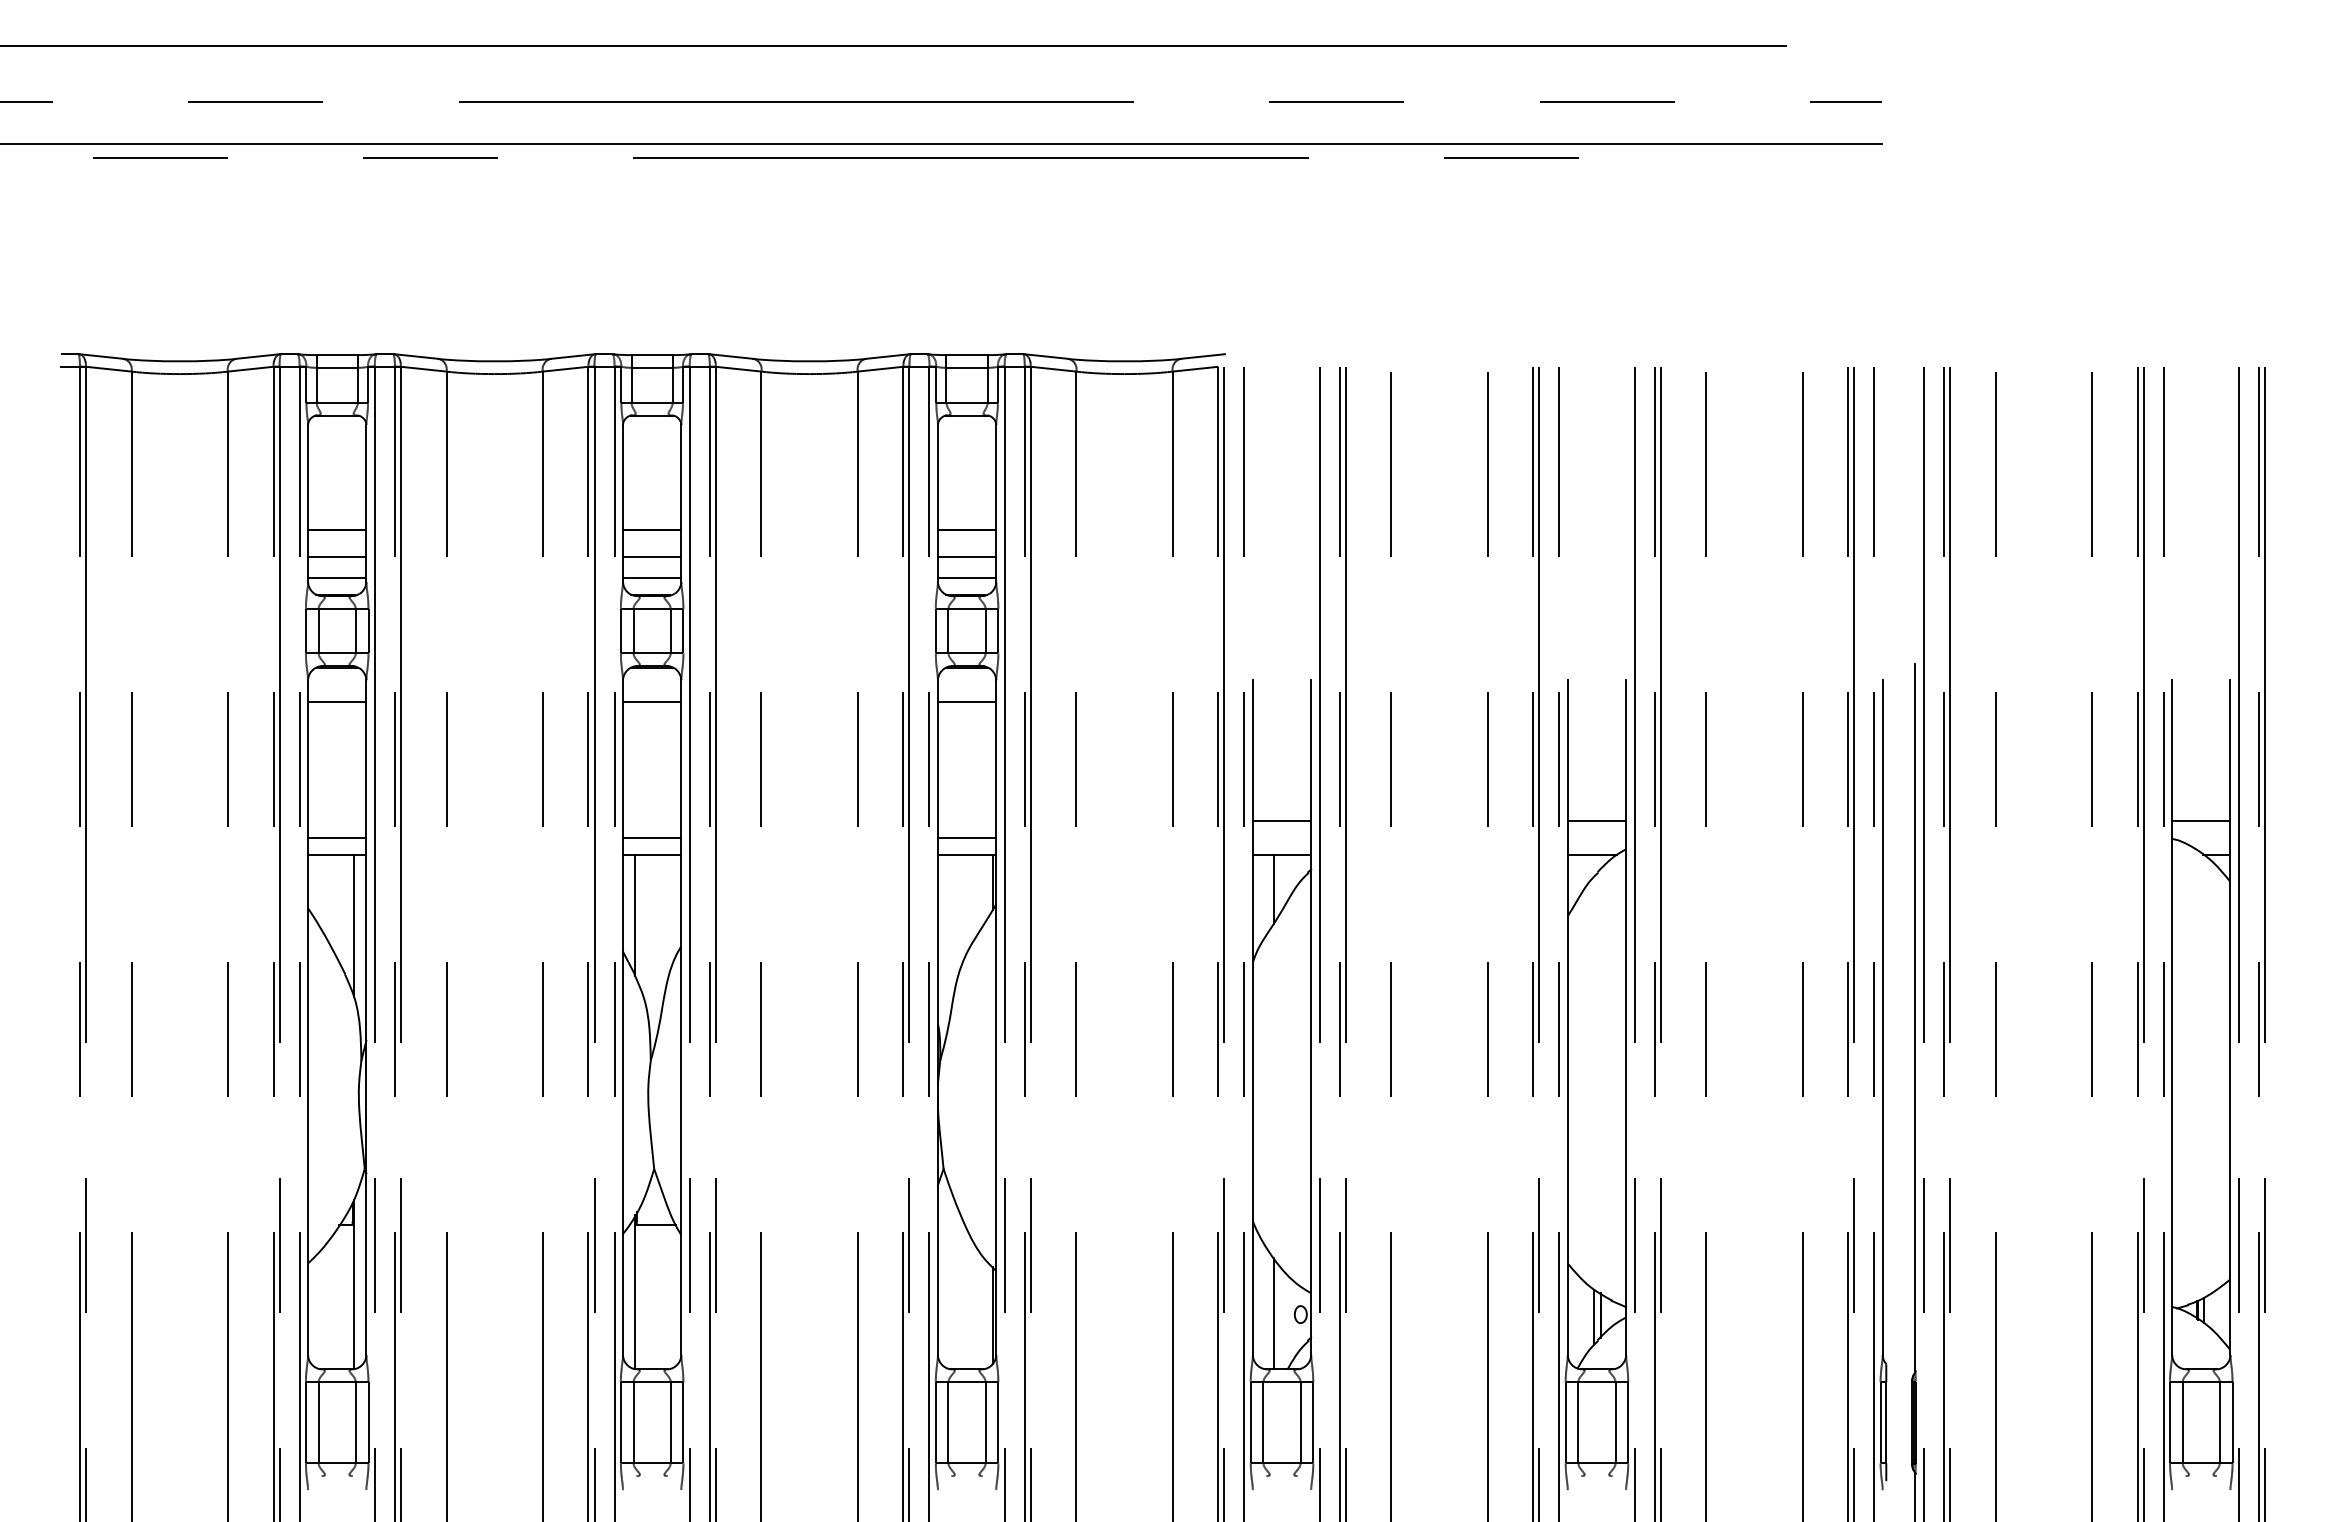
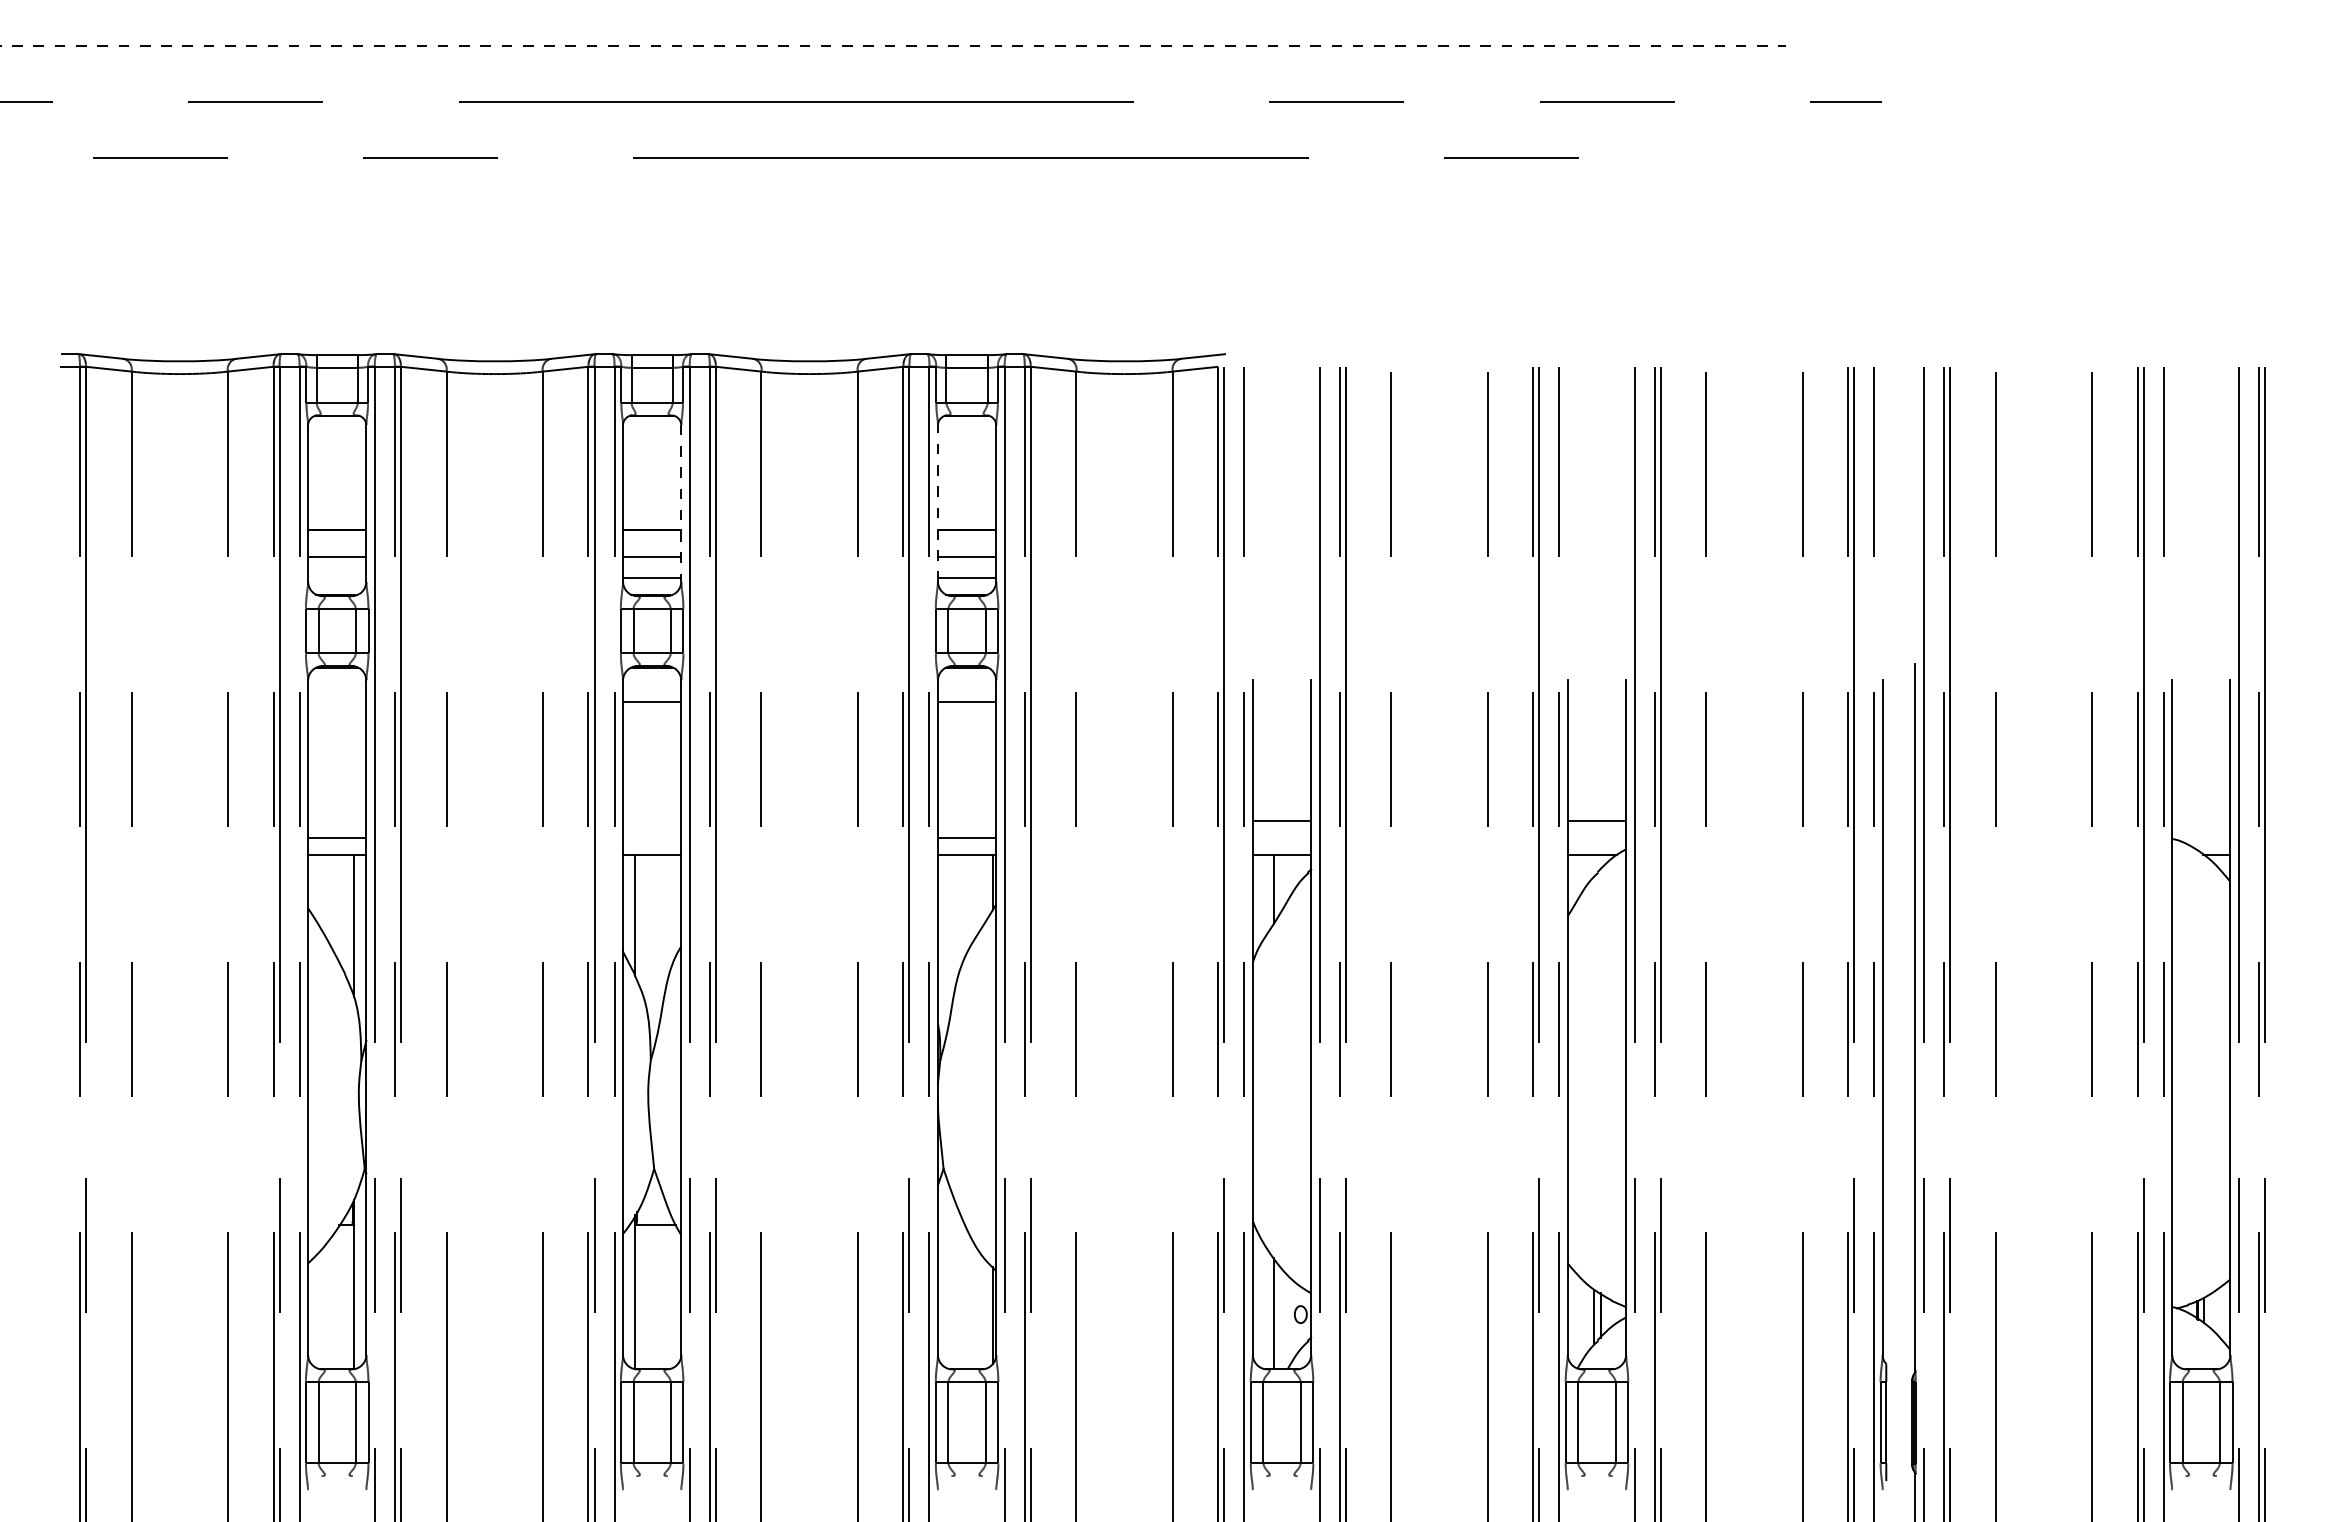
line: solid -> dashed (893, 45)
line: present -> none (942, 143)
line: solid -> dashed (681, 503)
line: solid -> dashed (937, 503)
line: present -> none (337, 578)
line: present -> none (337, 701)
line: present -> none (2201, 820)
line: present -> none (652, 837)
